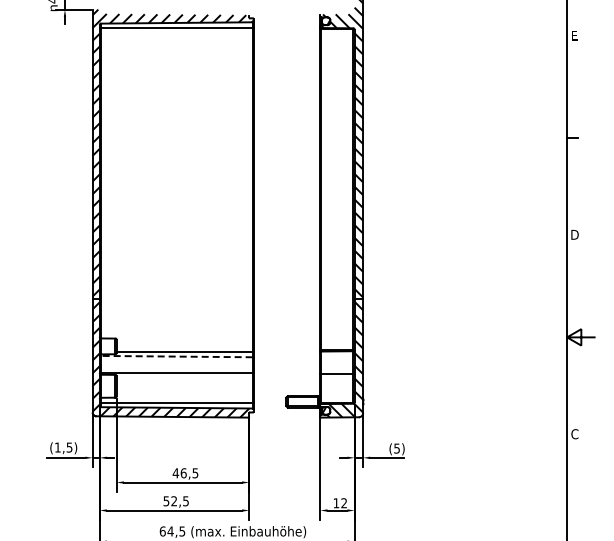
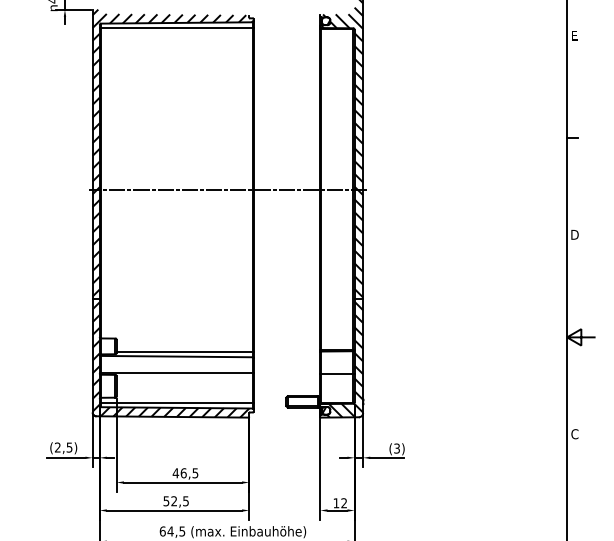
line: none -> present (228, 189)
line: dashed -> solid (176, 356)
text: (1,5) -> (2,5) (57, 447)
text: (5) -> (3) (396, 447)
